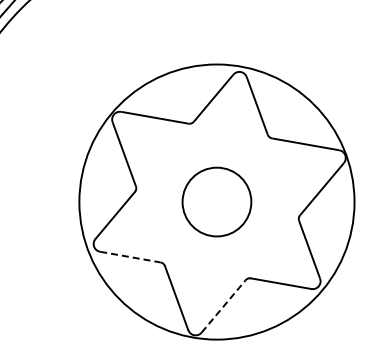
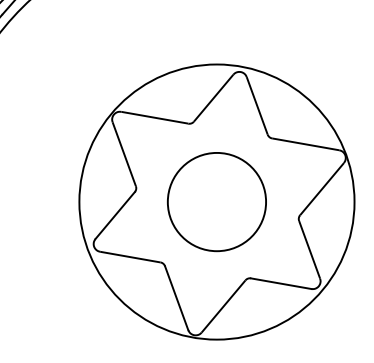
circle diameter: 69 px -> 98 px (216, 201)
line: dashed -> solid (130, 257)
line: dashed -> solid (223, 306)
